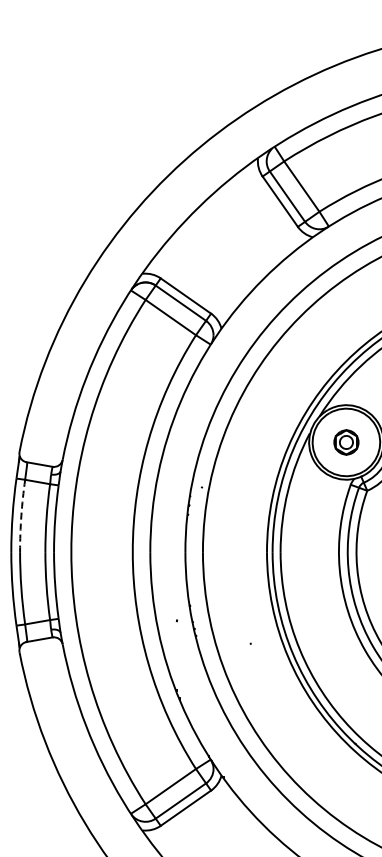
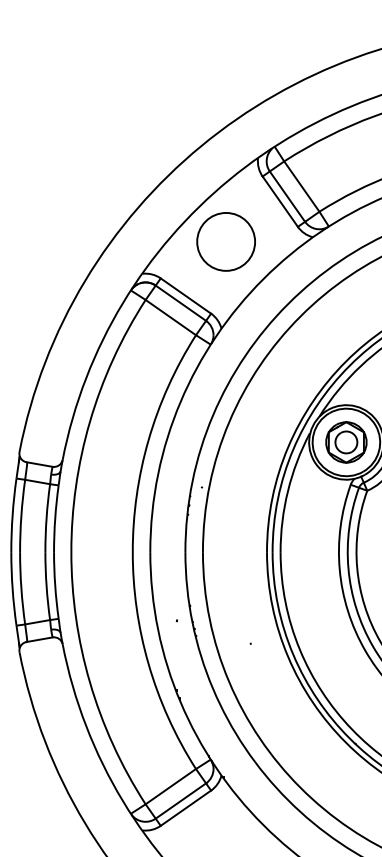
part: none -> present (225, 241)
part size: 27x27 px -> 43x43 px (346, 442)
arc: dashed -> solid (21, 515)
